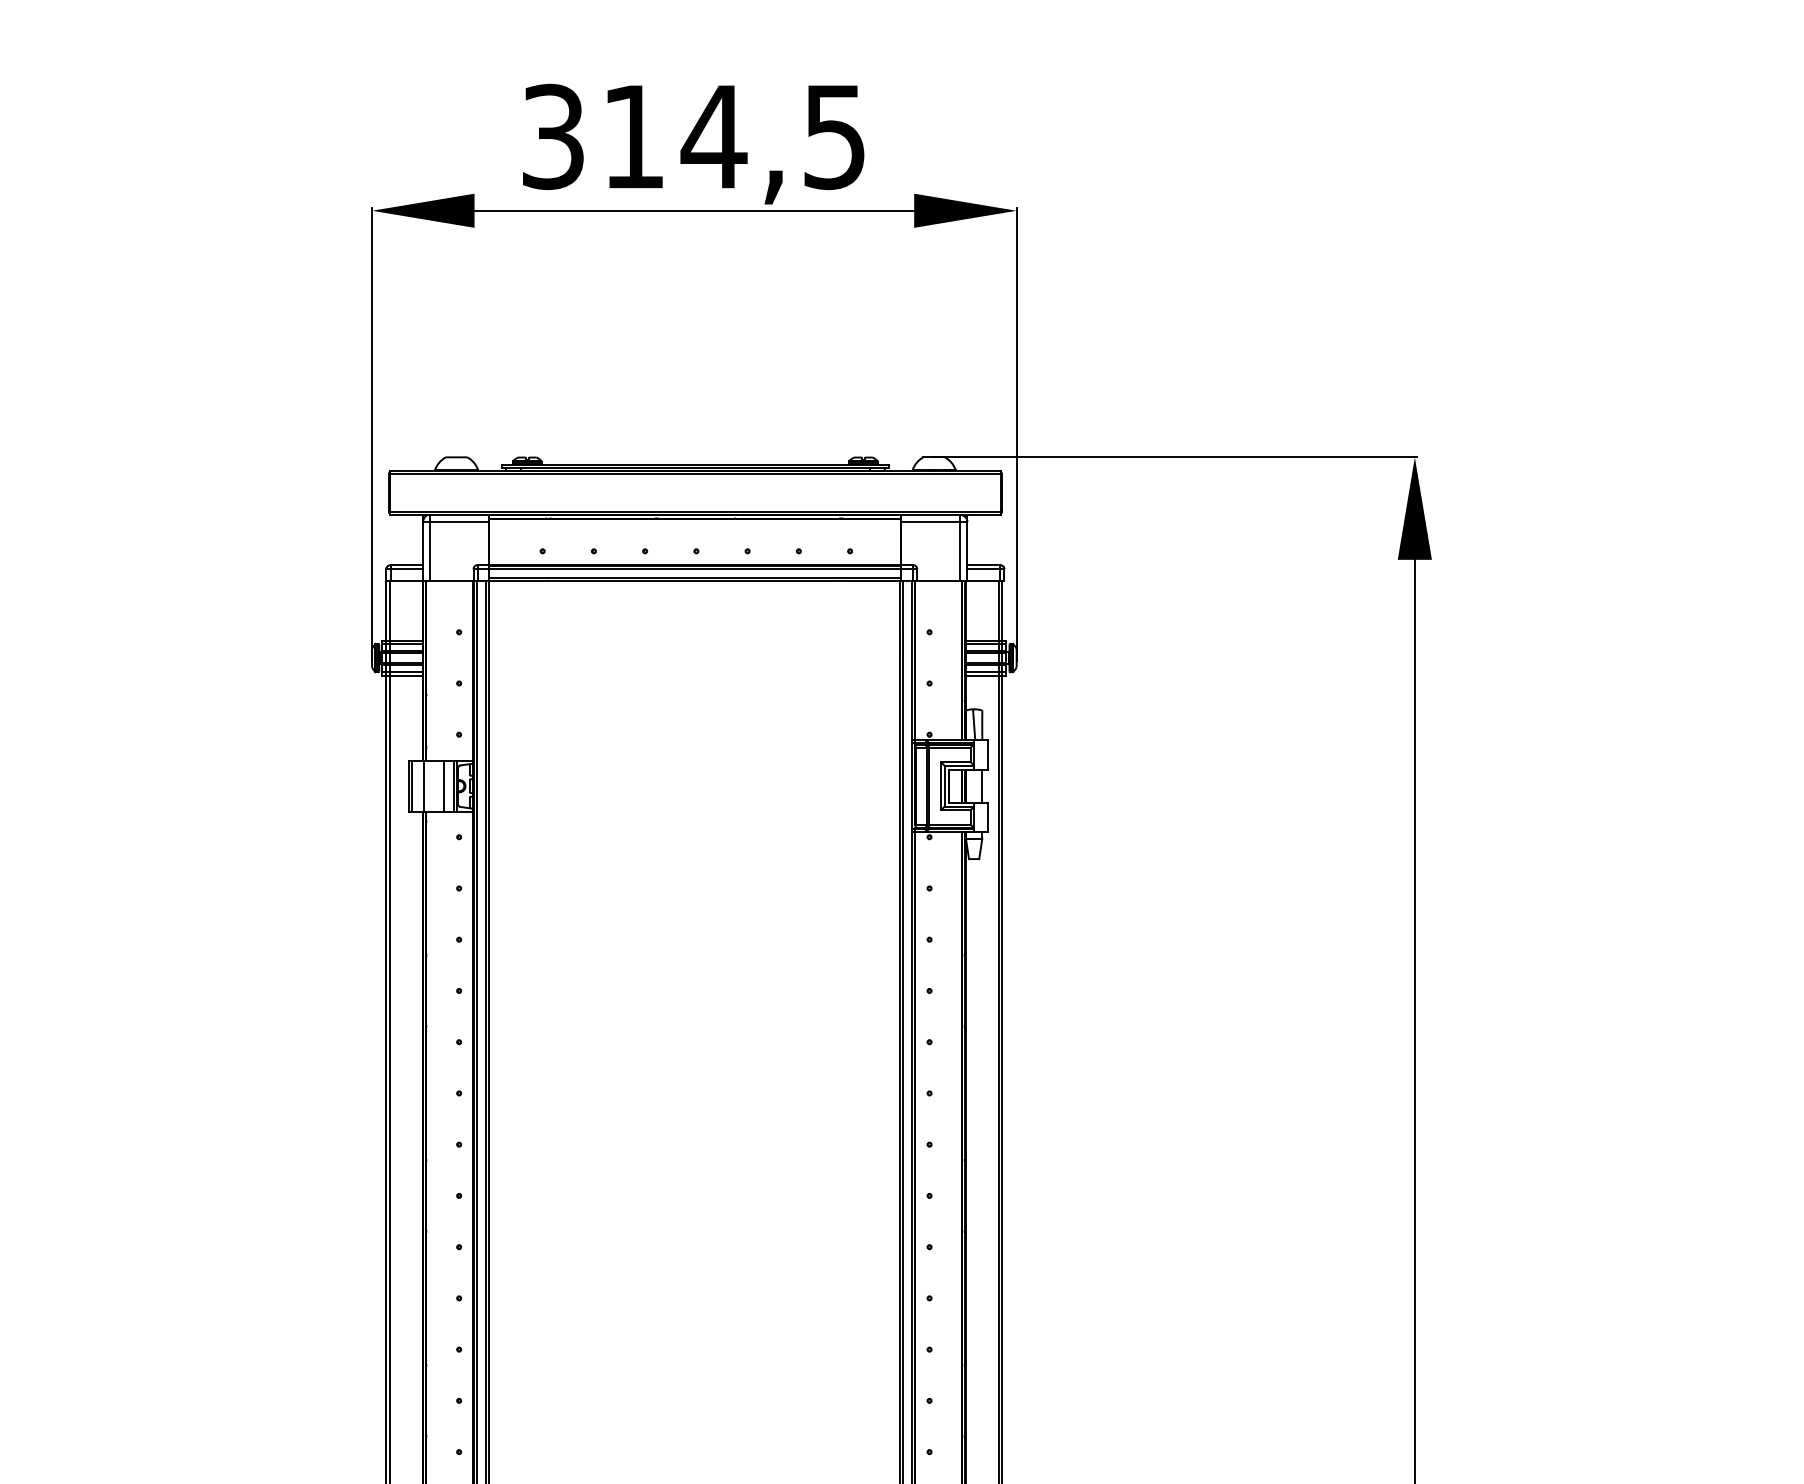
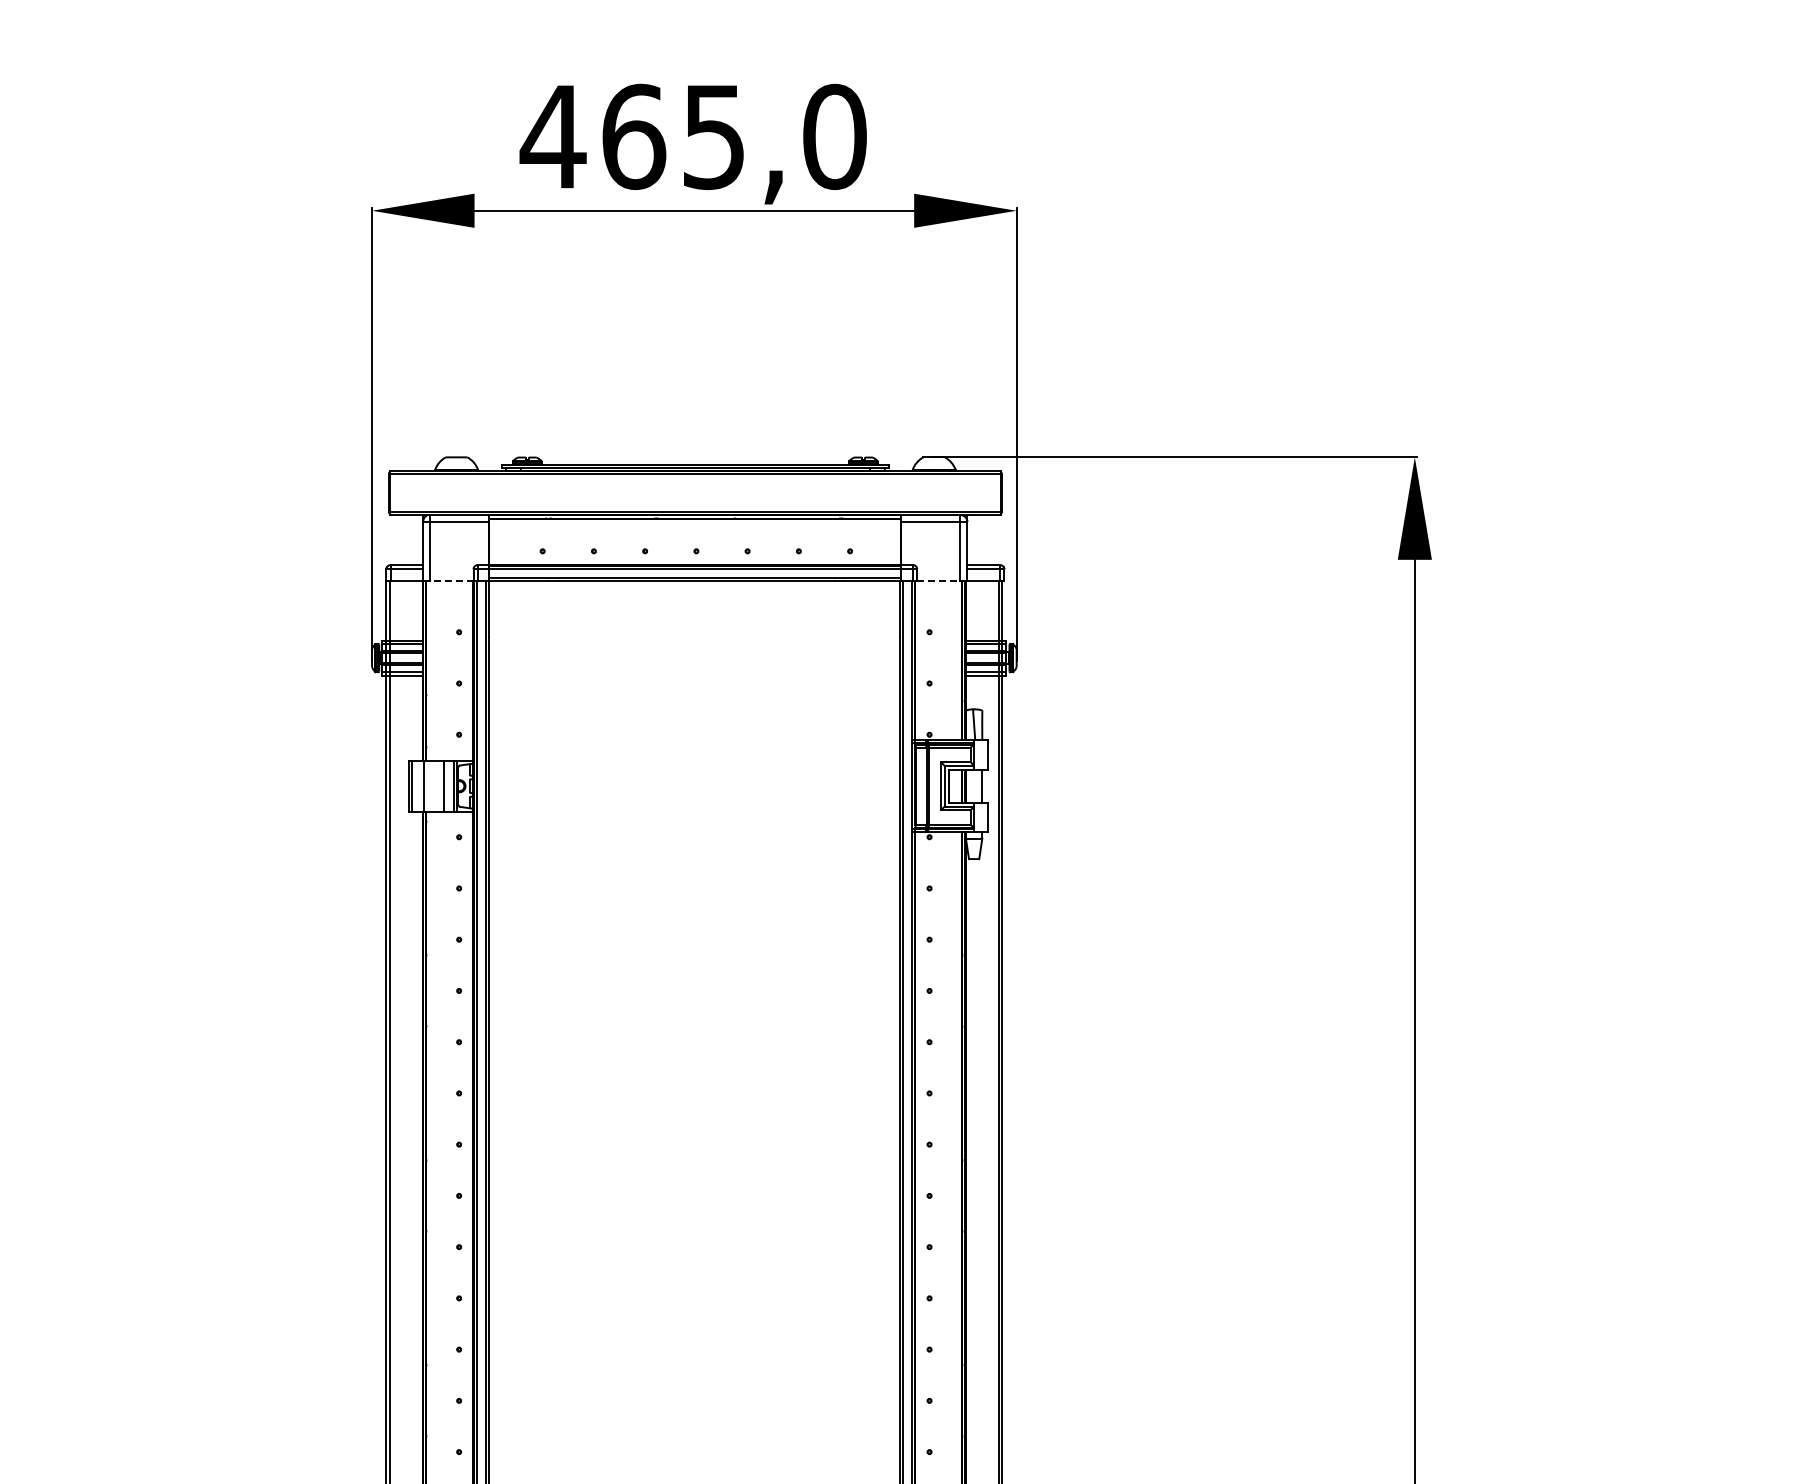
text: 314,5 -> 465,0 (692, 136)
line: solid -> dashed (452, 581)
line: solid -> dashed (938, 581)
